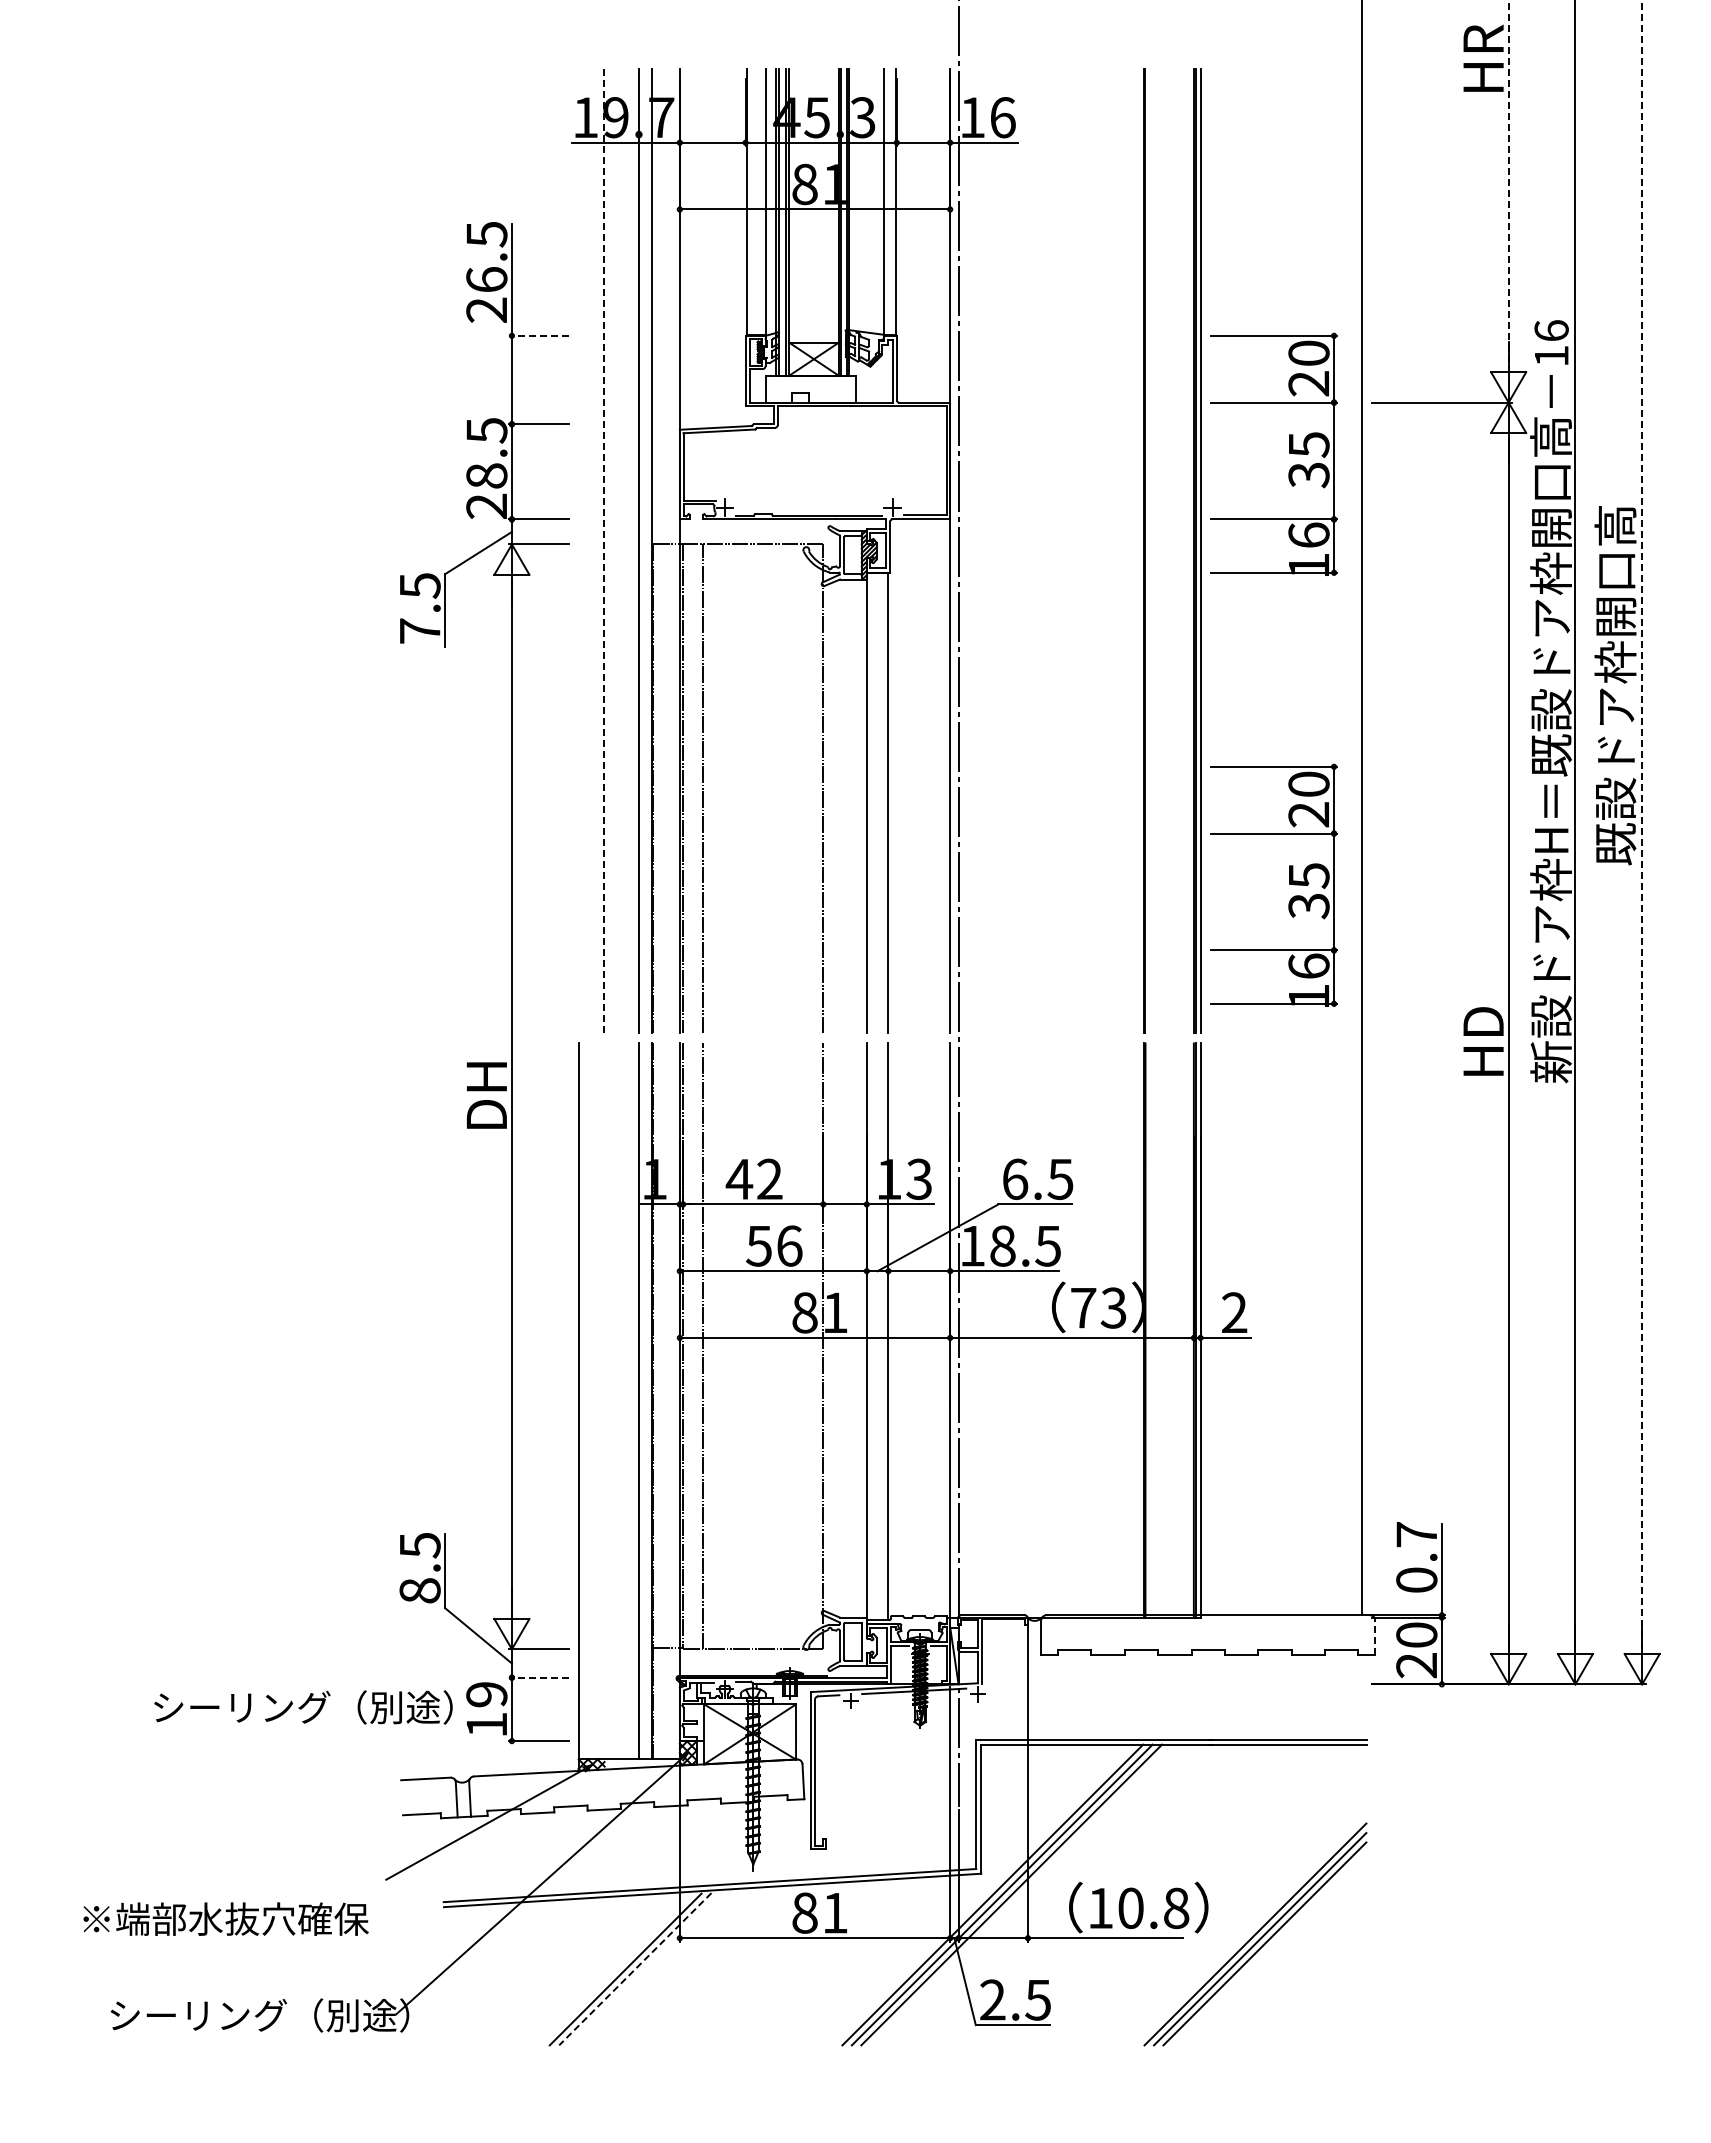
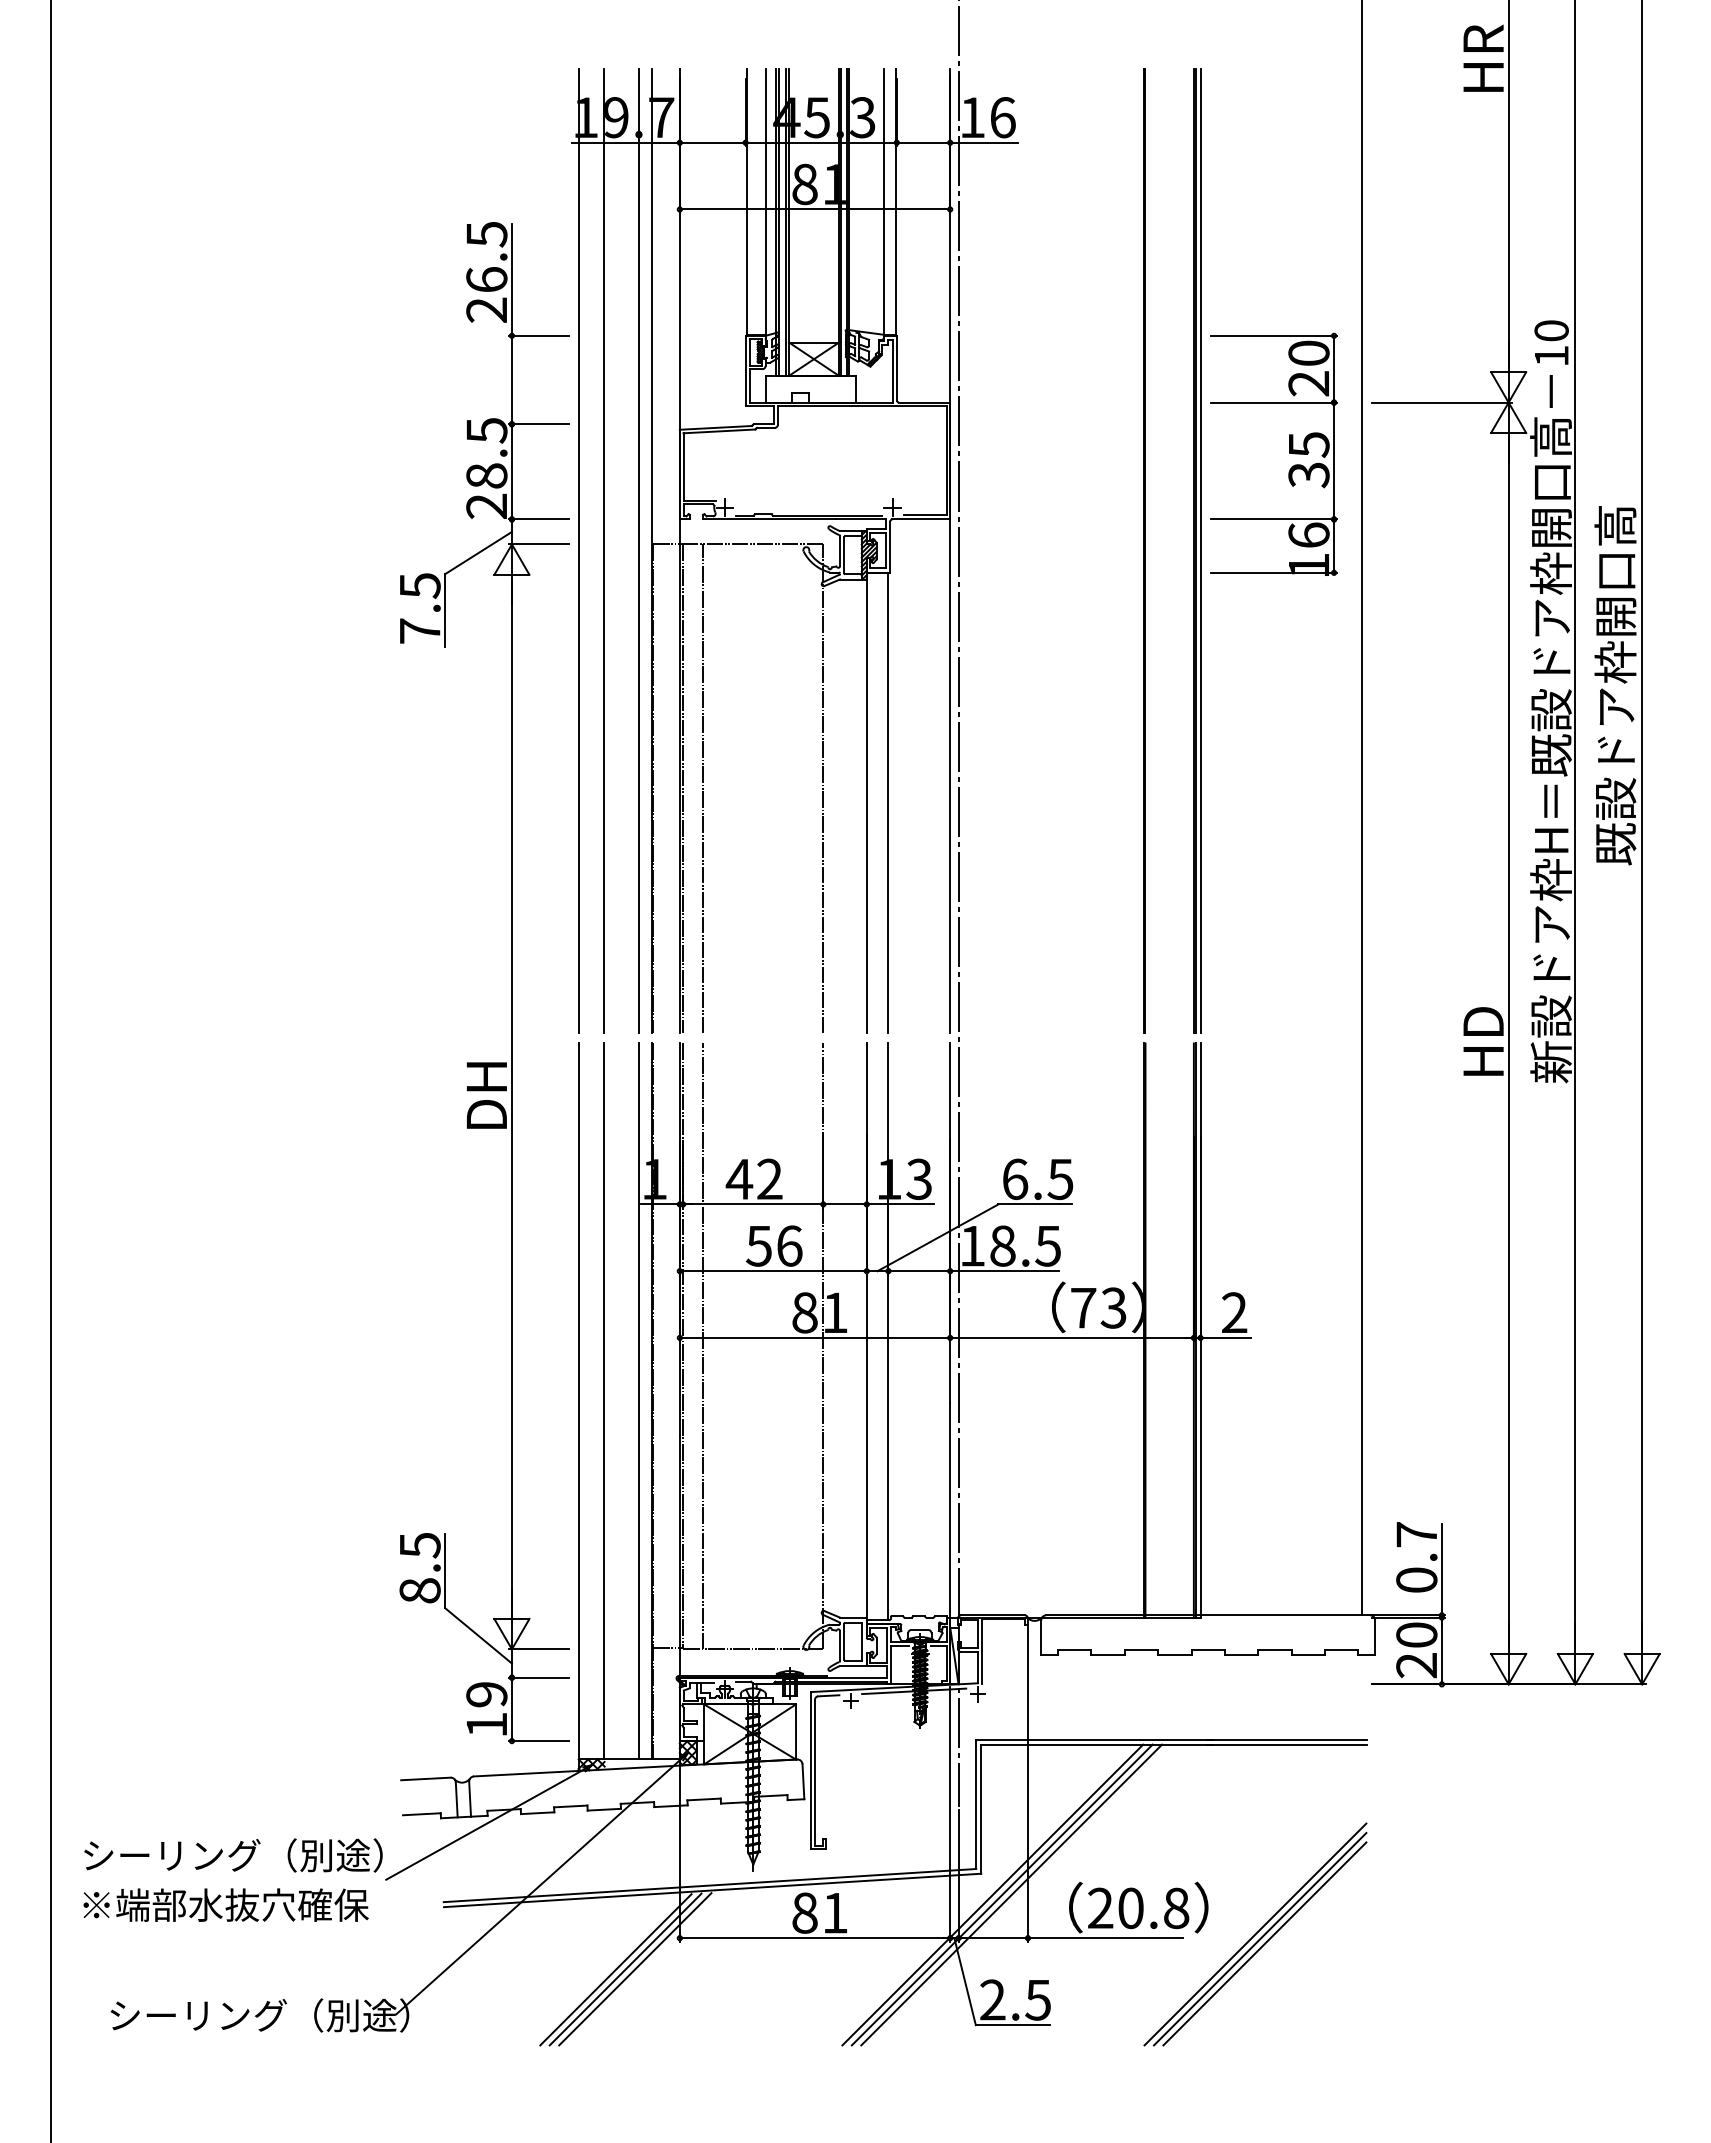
line: dashed -> solid (1508, 184)
text: 16 -> 10 (1551, 330)
line: dashed -> solid (538, 335)
line: none -> present (578, 551)
line: dashed -> solid (603, 551)
line: dashed -> solid (1642, 825)
part: present -> none (1289, 884)
line: none -> present (51, 1070)
line: none -> present (603, 1401)
line: dashed -> solid (1375, 1637)
line: dashed -> solid (538, 1677)
text position: (303, 1707) -> (233, 1855) (233, 1855)
text: 10.8 -> 20.8 (1100, 1907)
text position: (225, 1918) -> (225, 1904) (225, 1904)
line: none -> present (615, 1969)
line: dashed -> solid (635, 1969)
